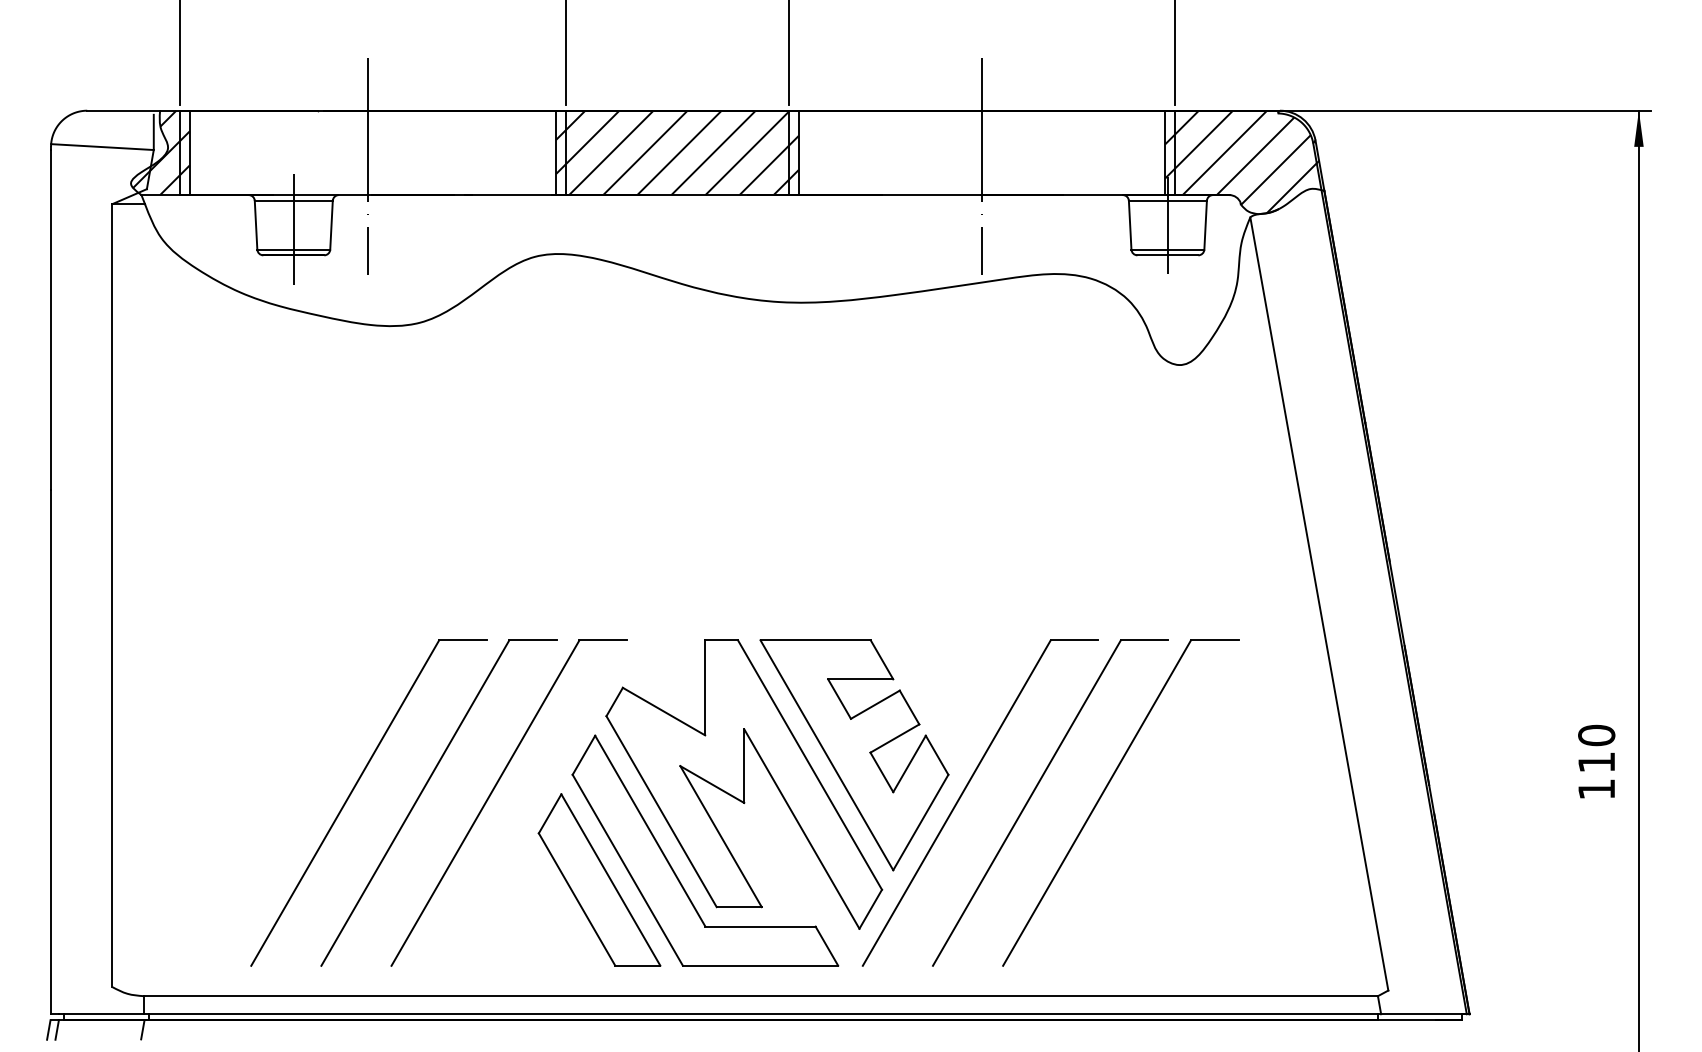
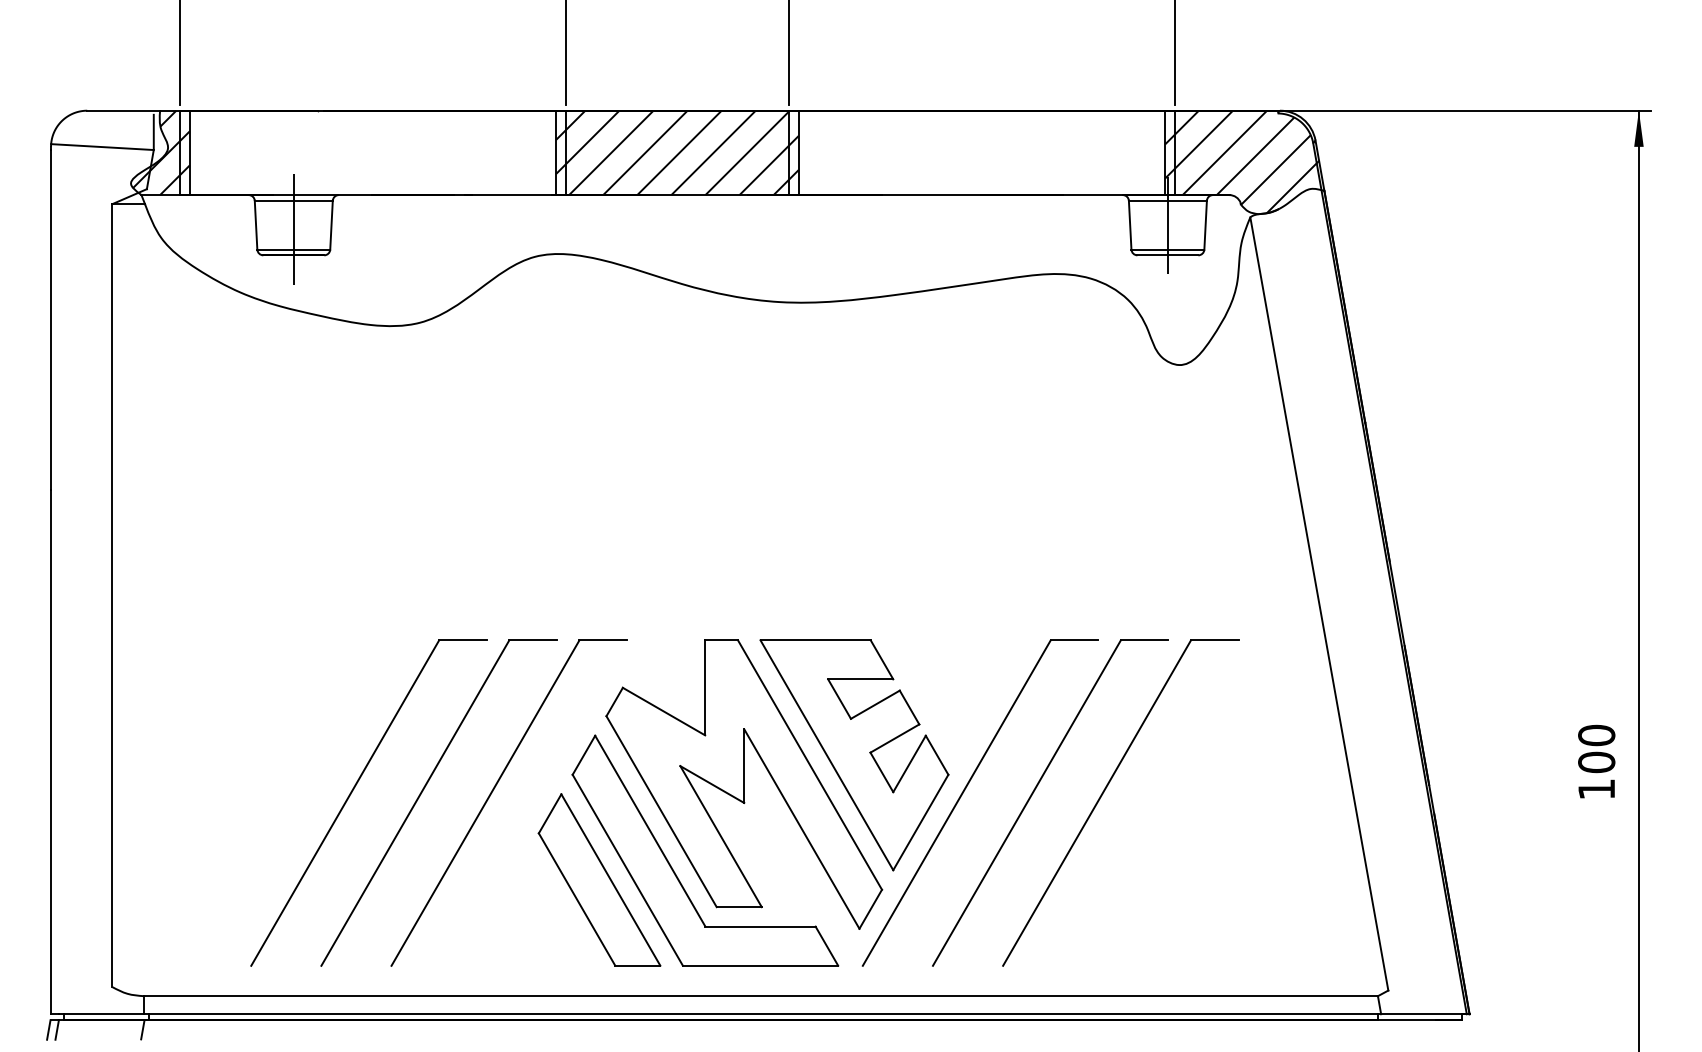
line: present -> none (368, 166)
line: present -> none (982, 166)
text: 110 -> 100 (1596, 762)
